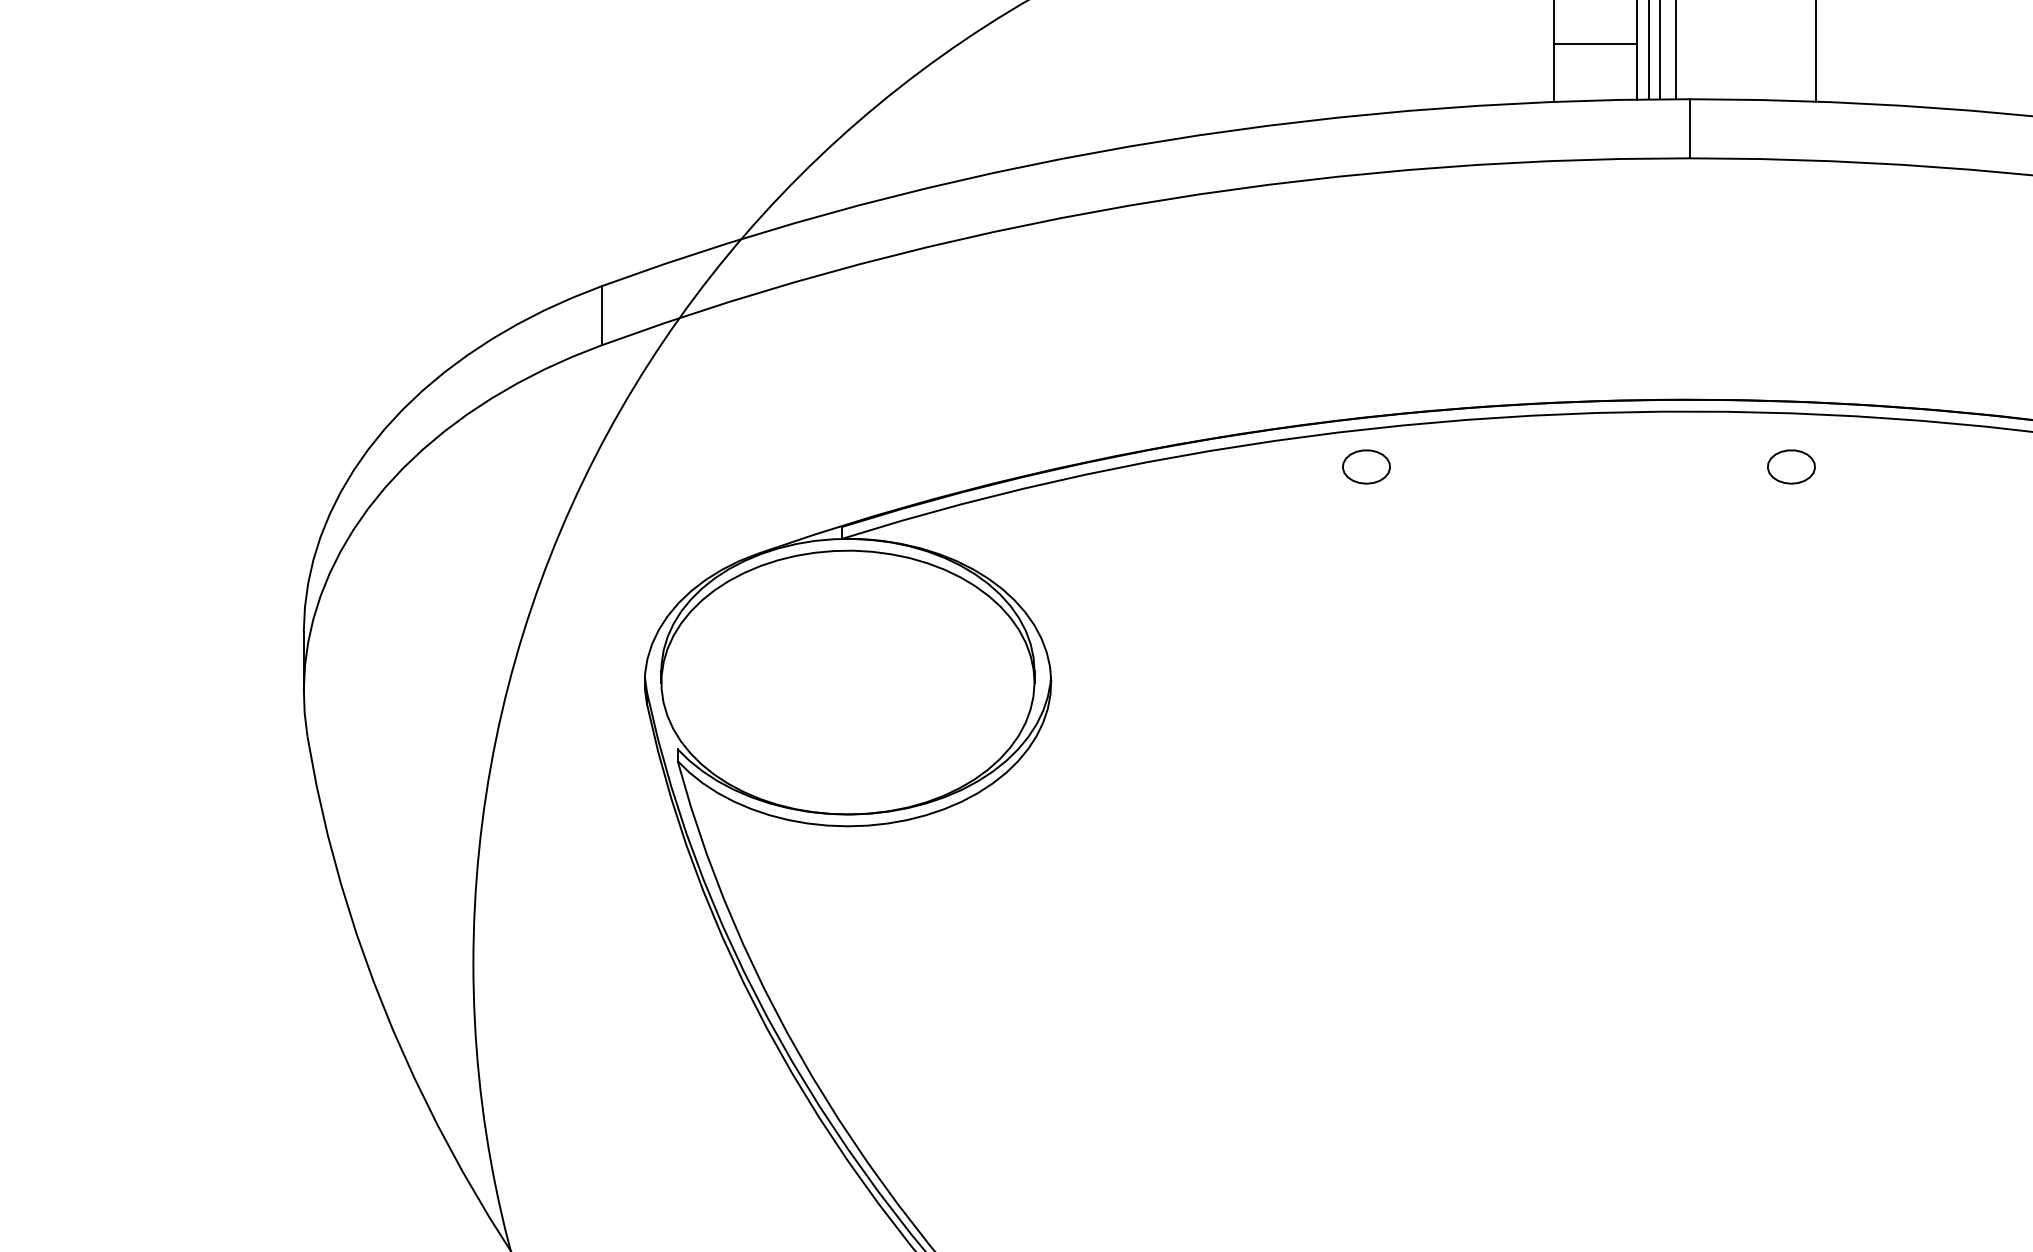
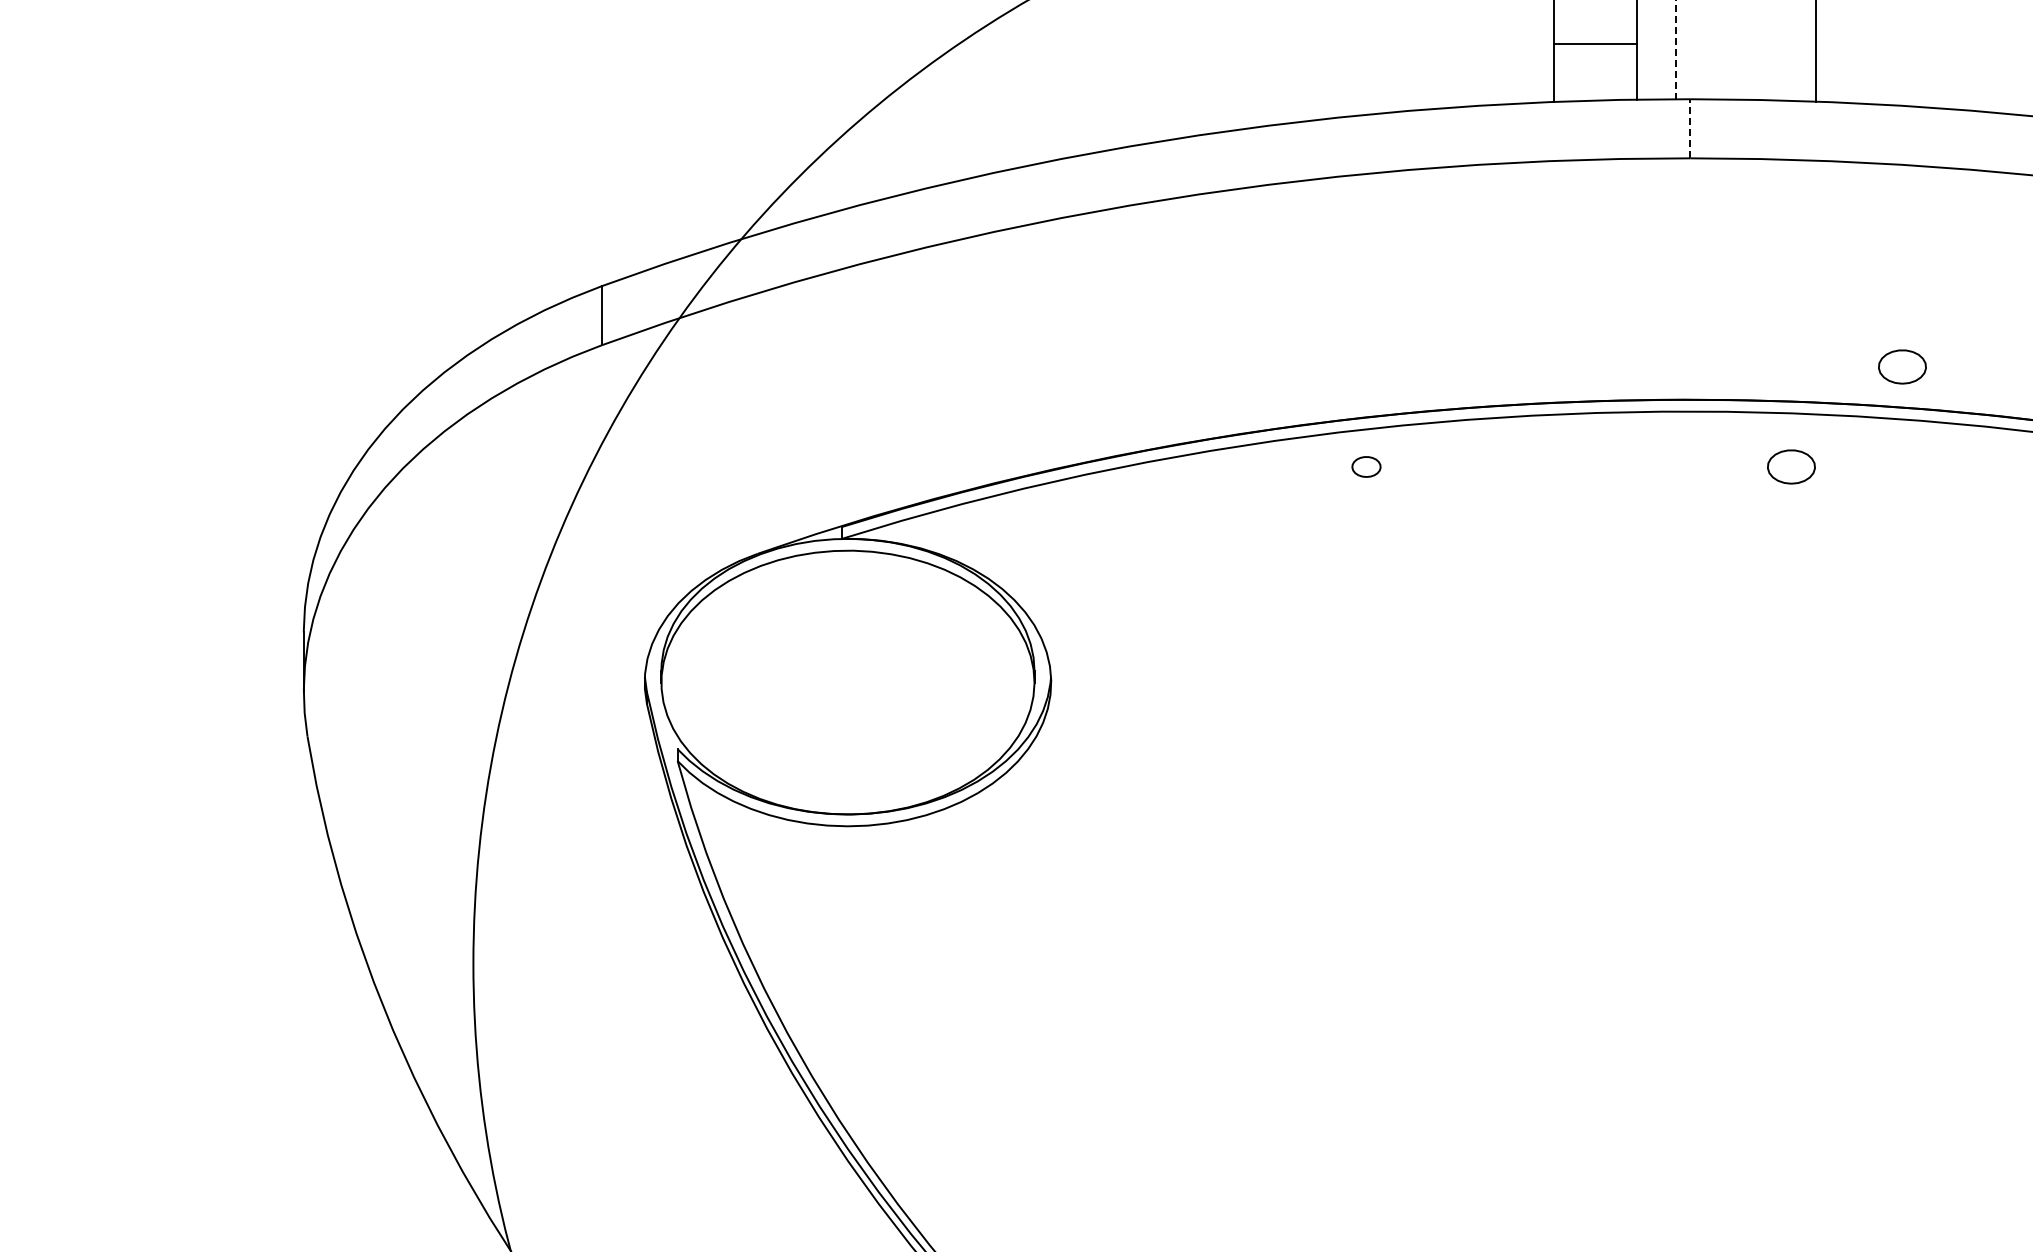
line: present -> none (1648, 50)
line: present -> none (1659, 50)
line: solid -> dashed (1676, 50)
line: solid -> dashed (1690, 128)
part: none -> present (1902, 366)
part size: 49x36 px -> 31x22 px (1366, 466)
